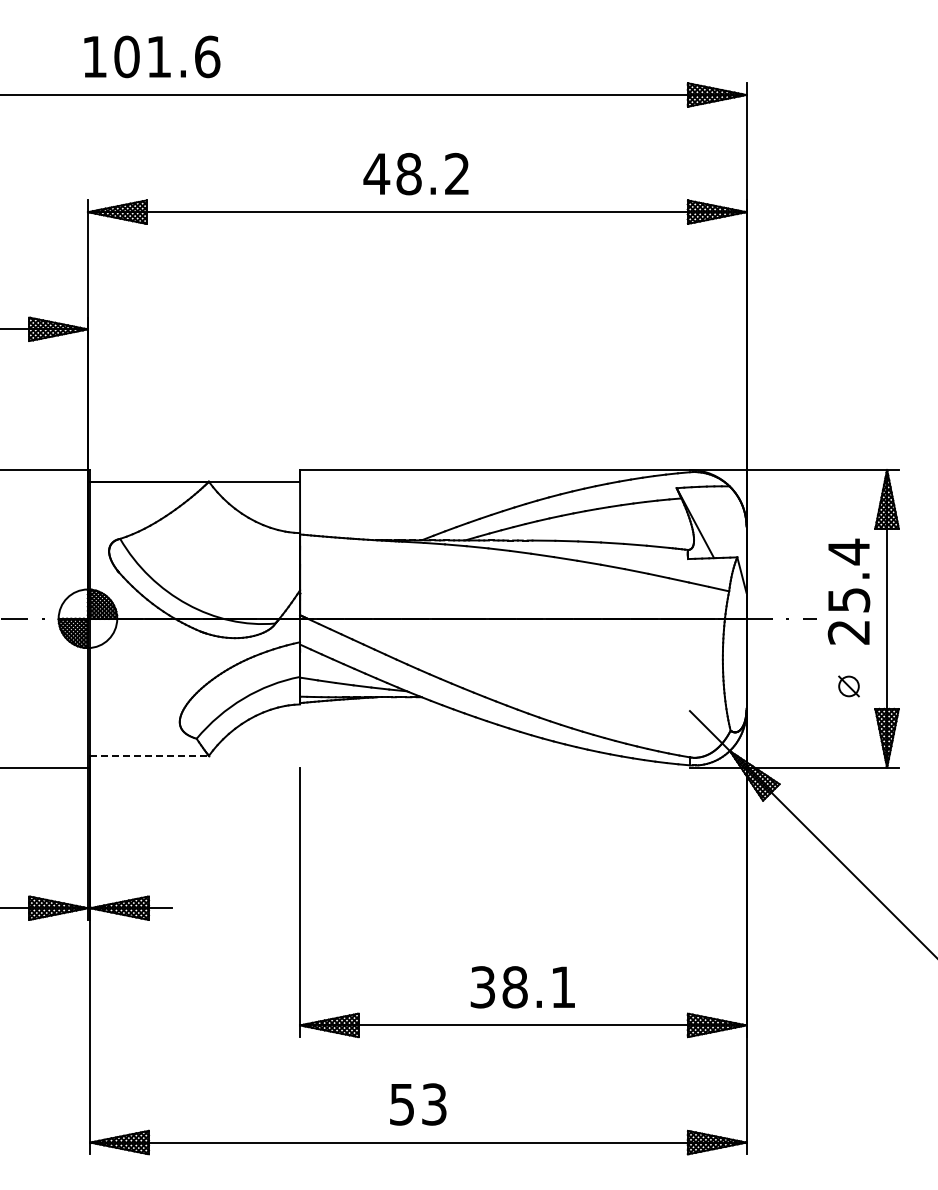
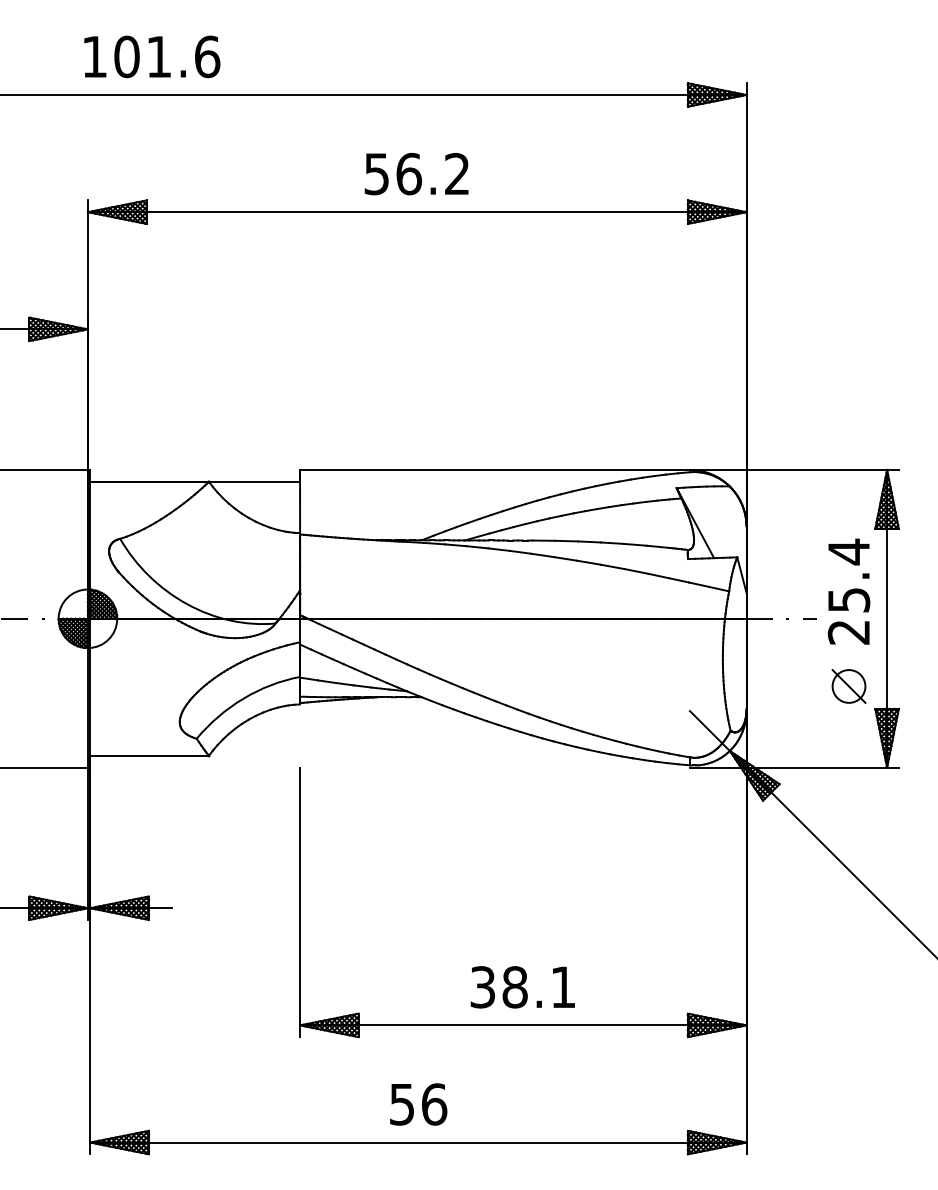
text: 48.2 -> 56.2 (392, 173)
part size: 22x23 px -> 36x35 px (848, 686)
line: dashed -> solid (150, 755)
text: 53 -> 56 (434, 1104)
